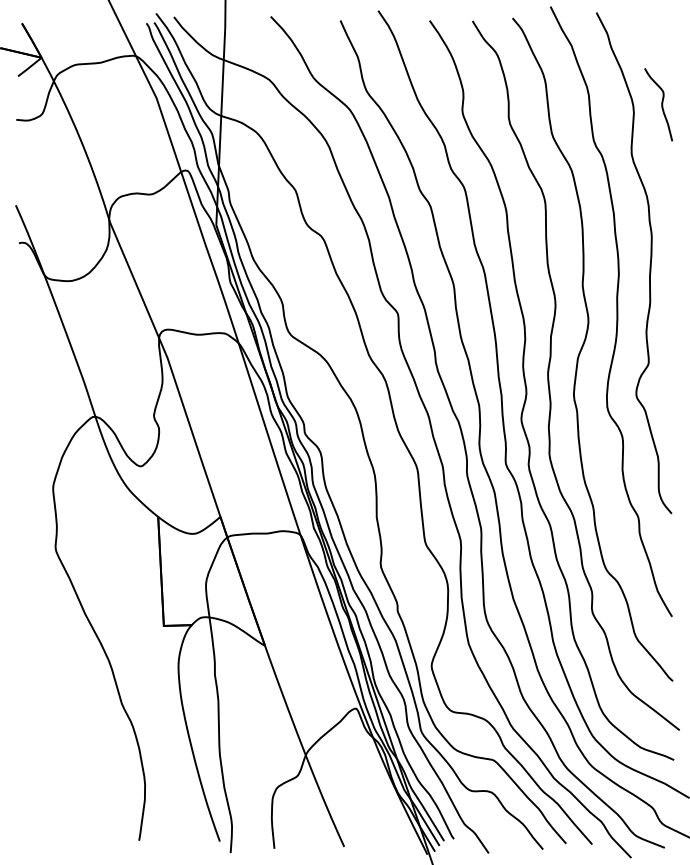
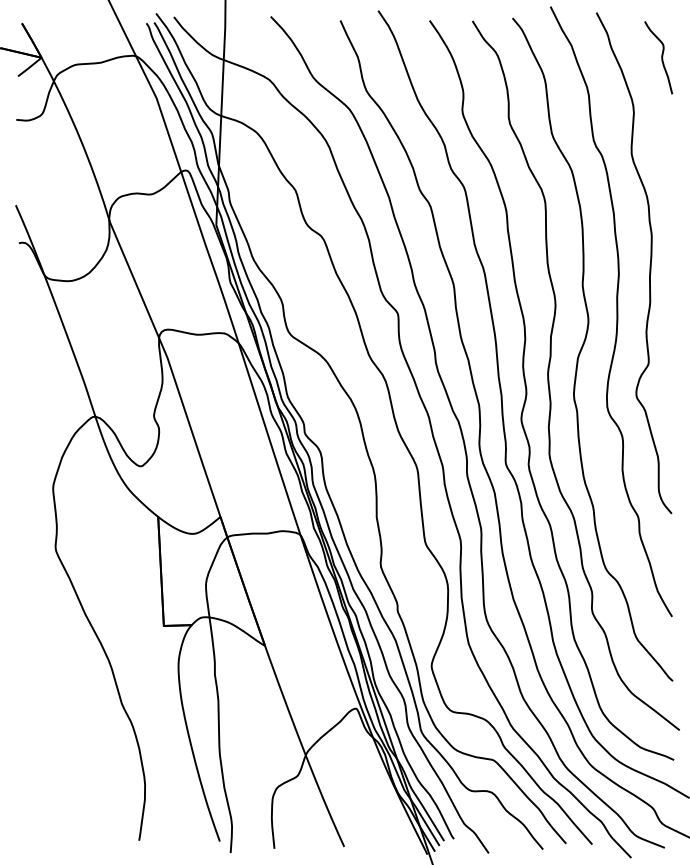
curve position: (661, 104) -> (661, 57) (661, 57)
